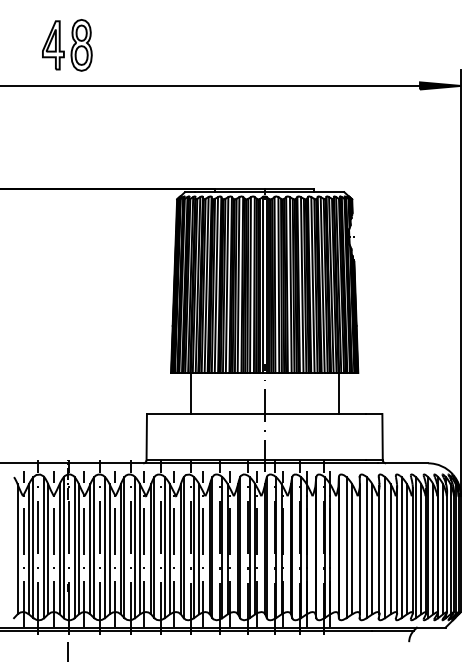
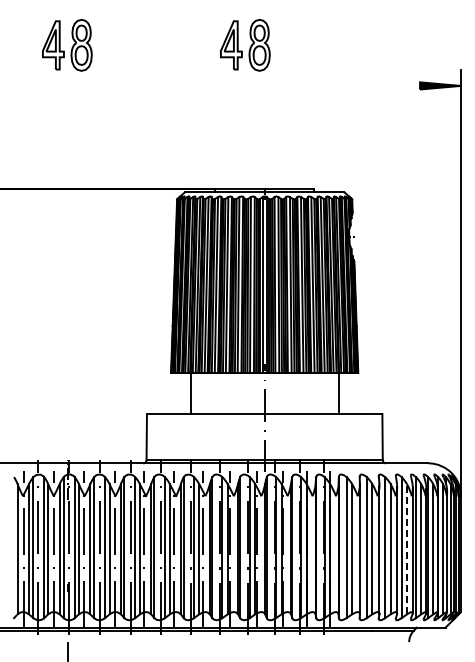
part: none -> present (245, 45)
line: present -> none (211, 85)
line: solid -> dashed (407, 548)
